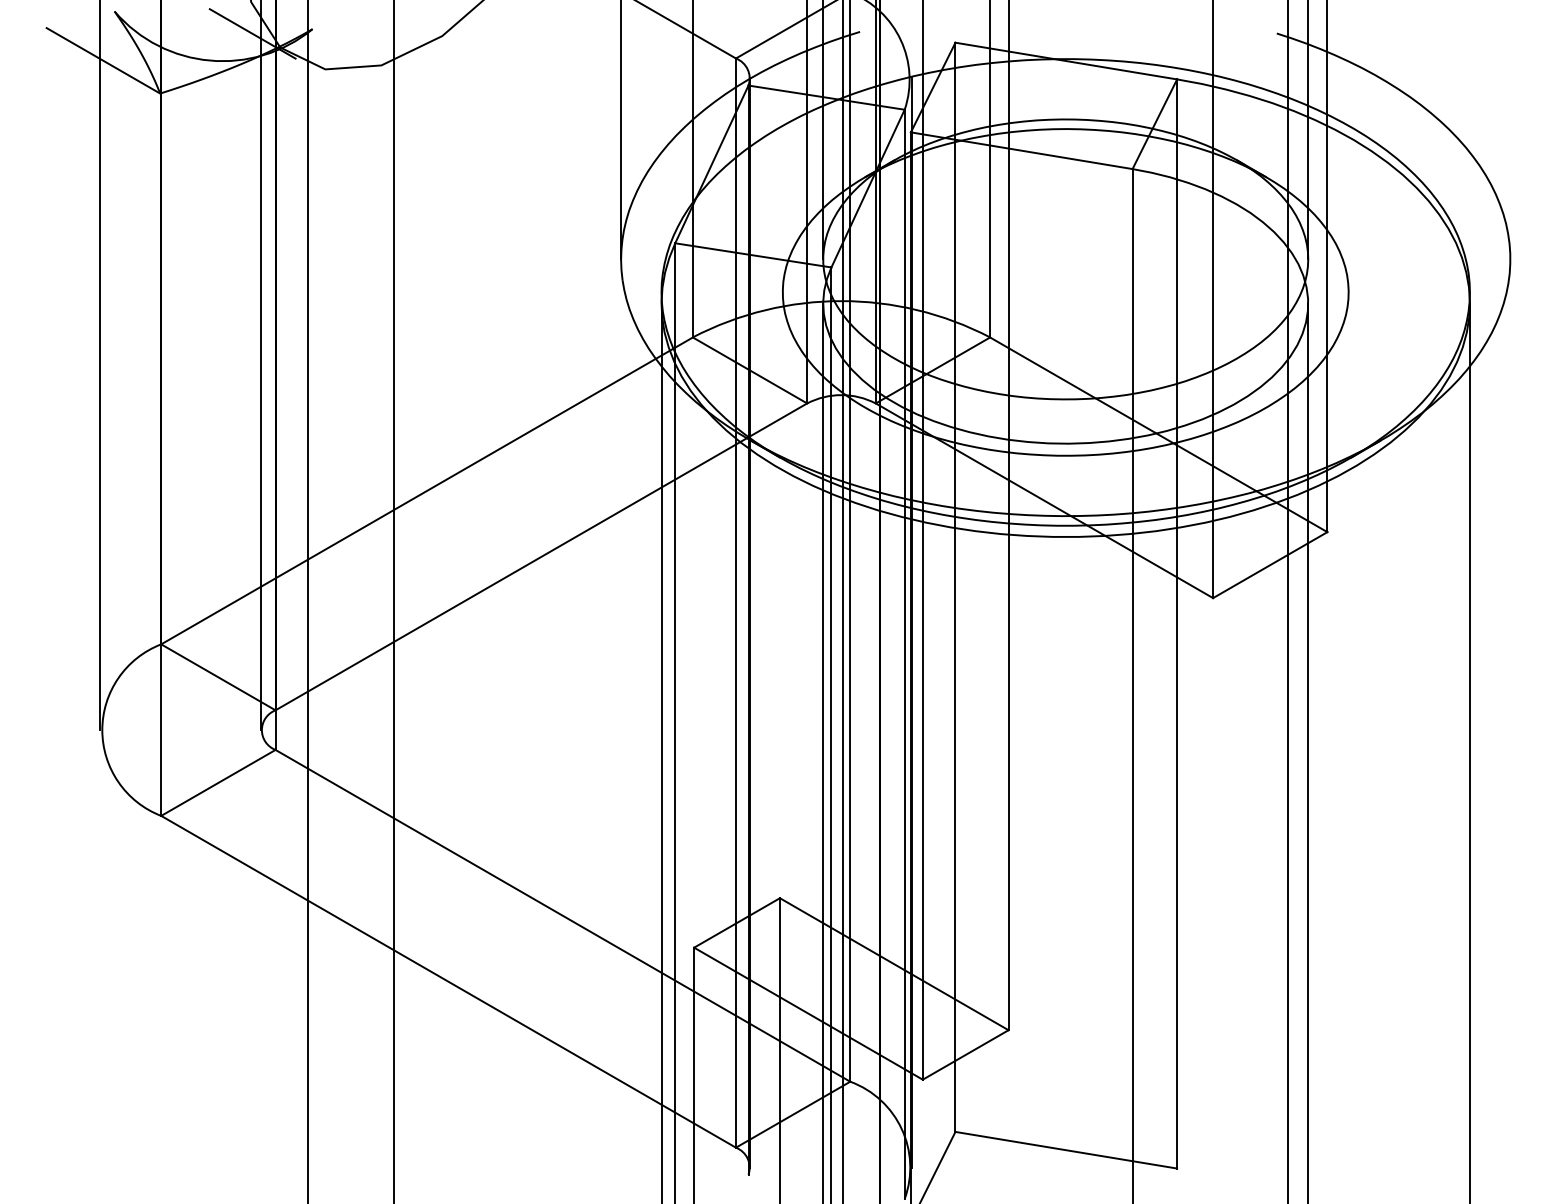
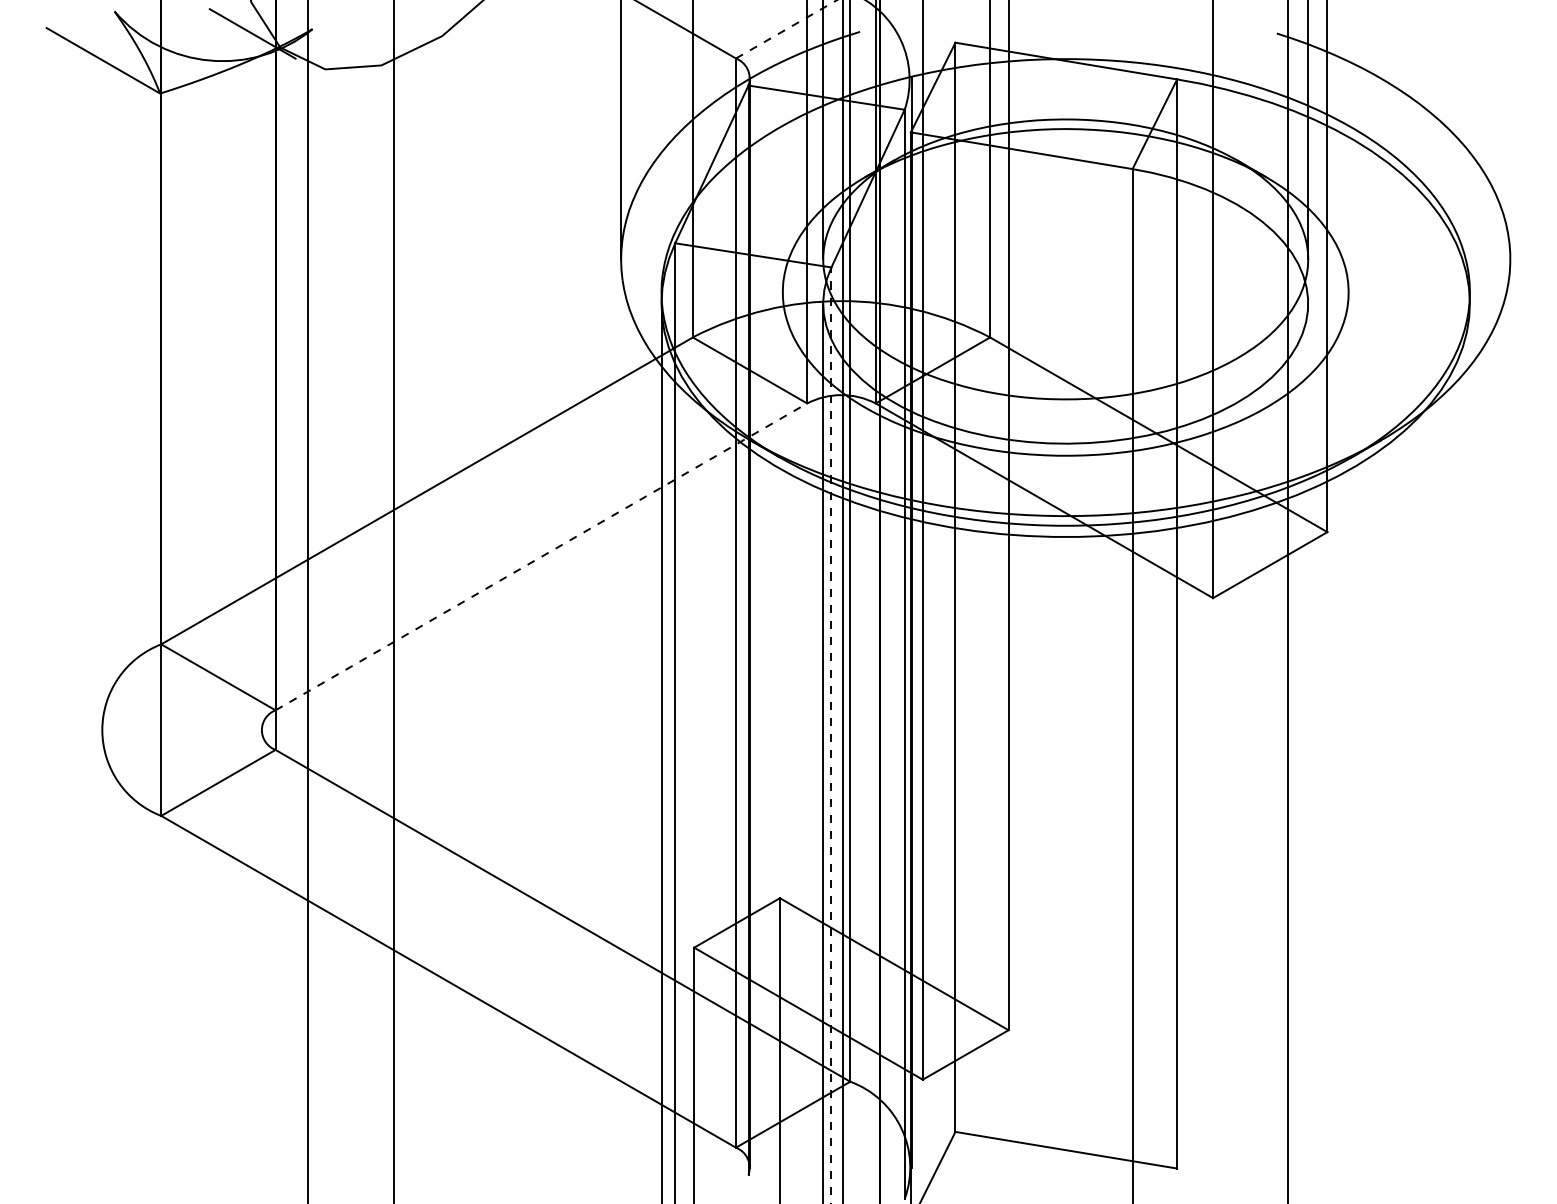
line: solid -> dashed (787, 29)
line: present -> none (99, 366)
line: present -> none (261, 366)
line: solid -> dashed (541, 556)
line: solid -> dashed (831, 735)
line: present -> none (1308, 751)
line: present -> none (1469, 751)
